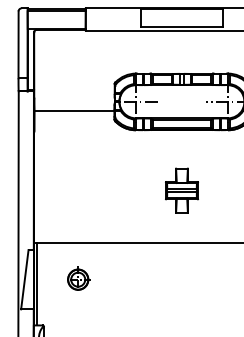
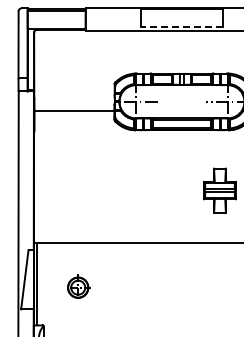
line: solid -> dashed (182, 26)
part position: (181, 190) -> (219, 190) (219, 190)
part position: (78, 278) -> (78, 286) (78, 286)
